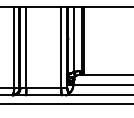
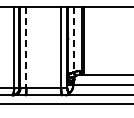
line: solid -> dashed (73, 39)
line: solid -> dashed (26, 47)
